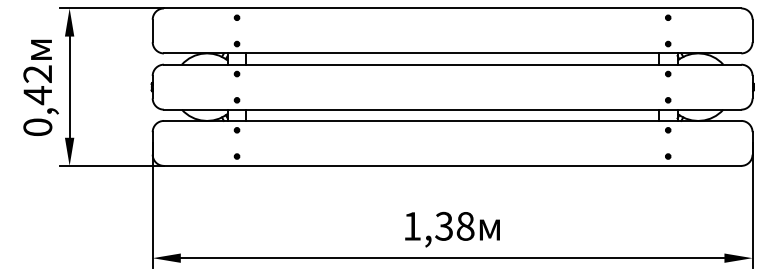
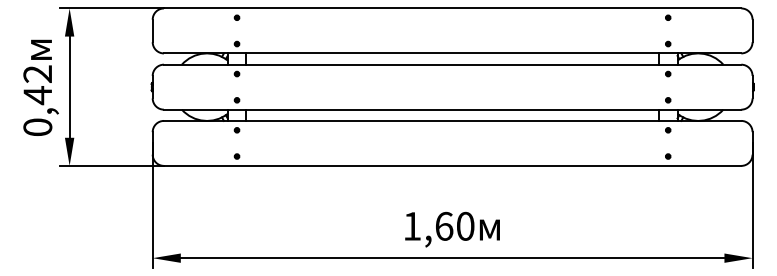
text: 1,38 -> 1,60 (454, 225)
